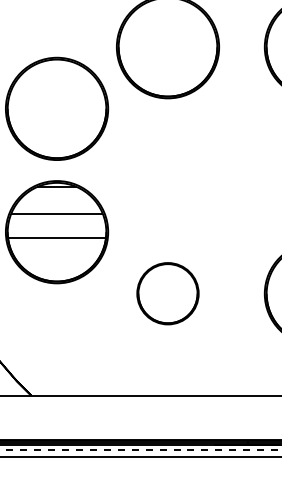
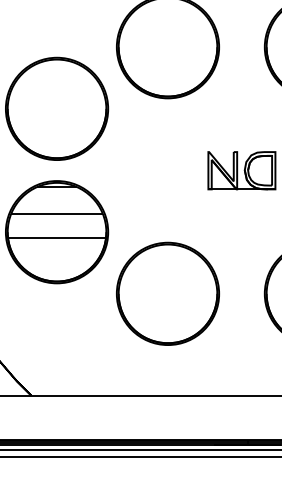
part: none -> present (241, 170)
part size: 64x64 px -> 104x105 px (167, 293)
line: dashed -> solid (140, 449)
